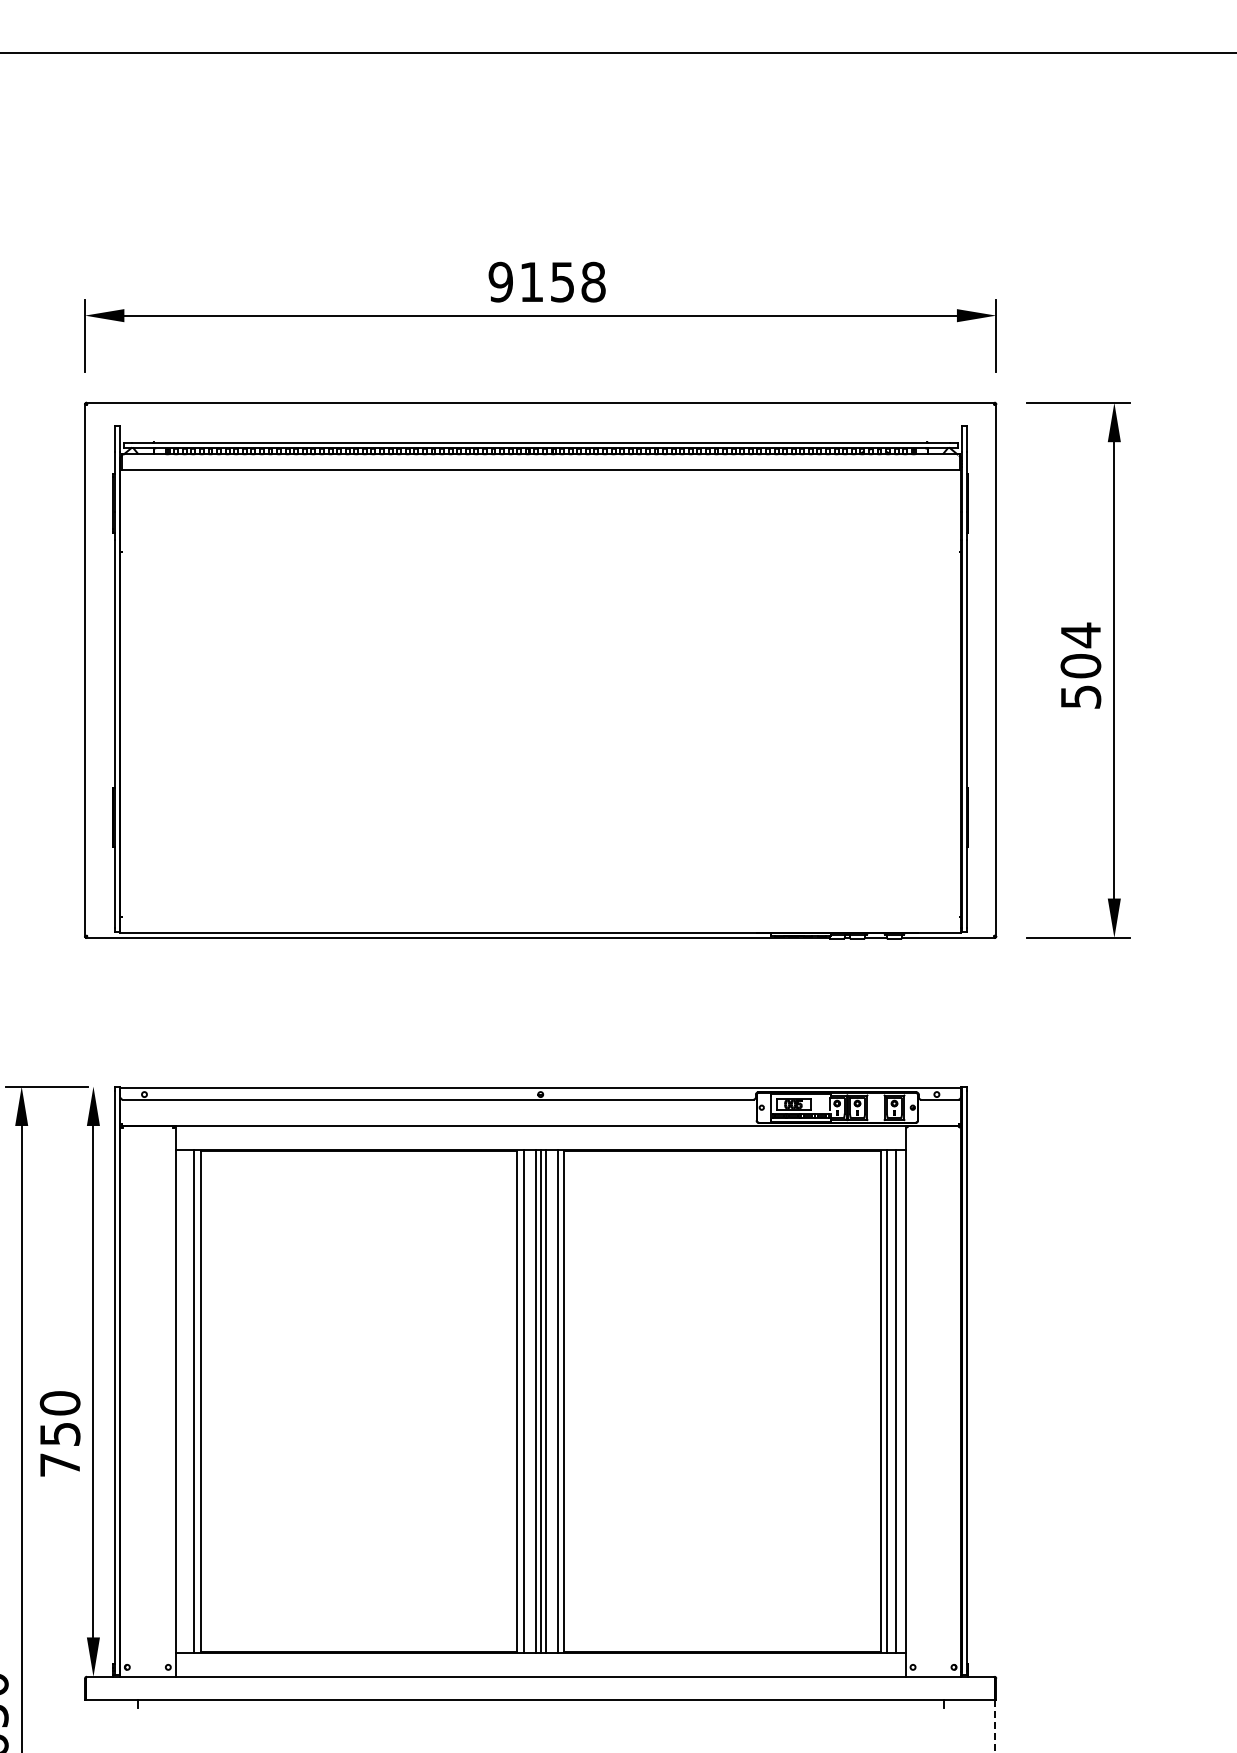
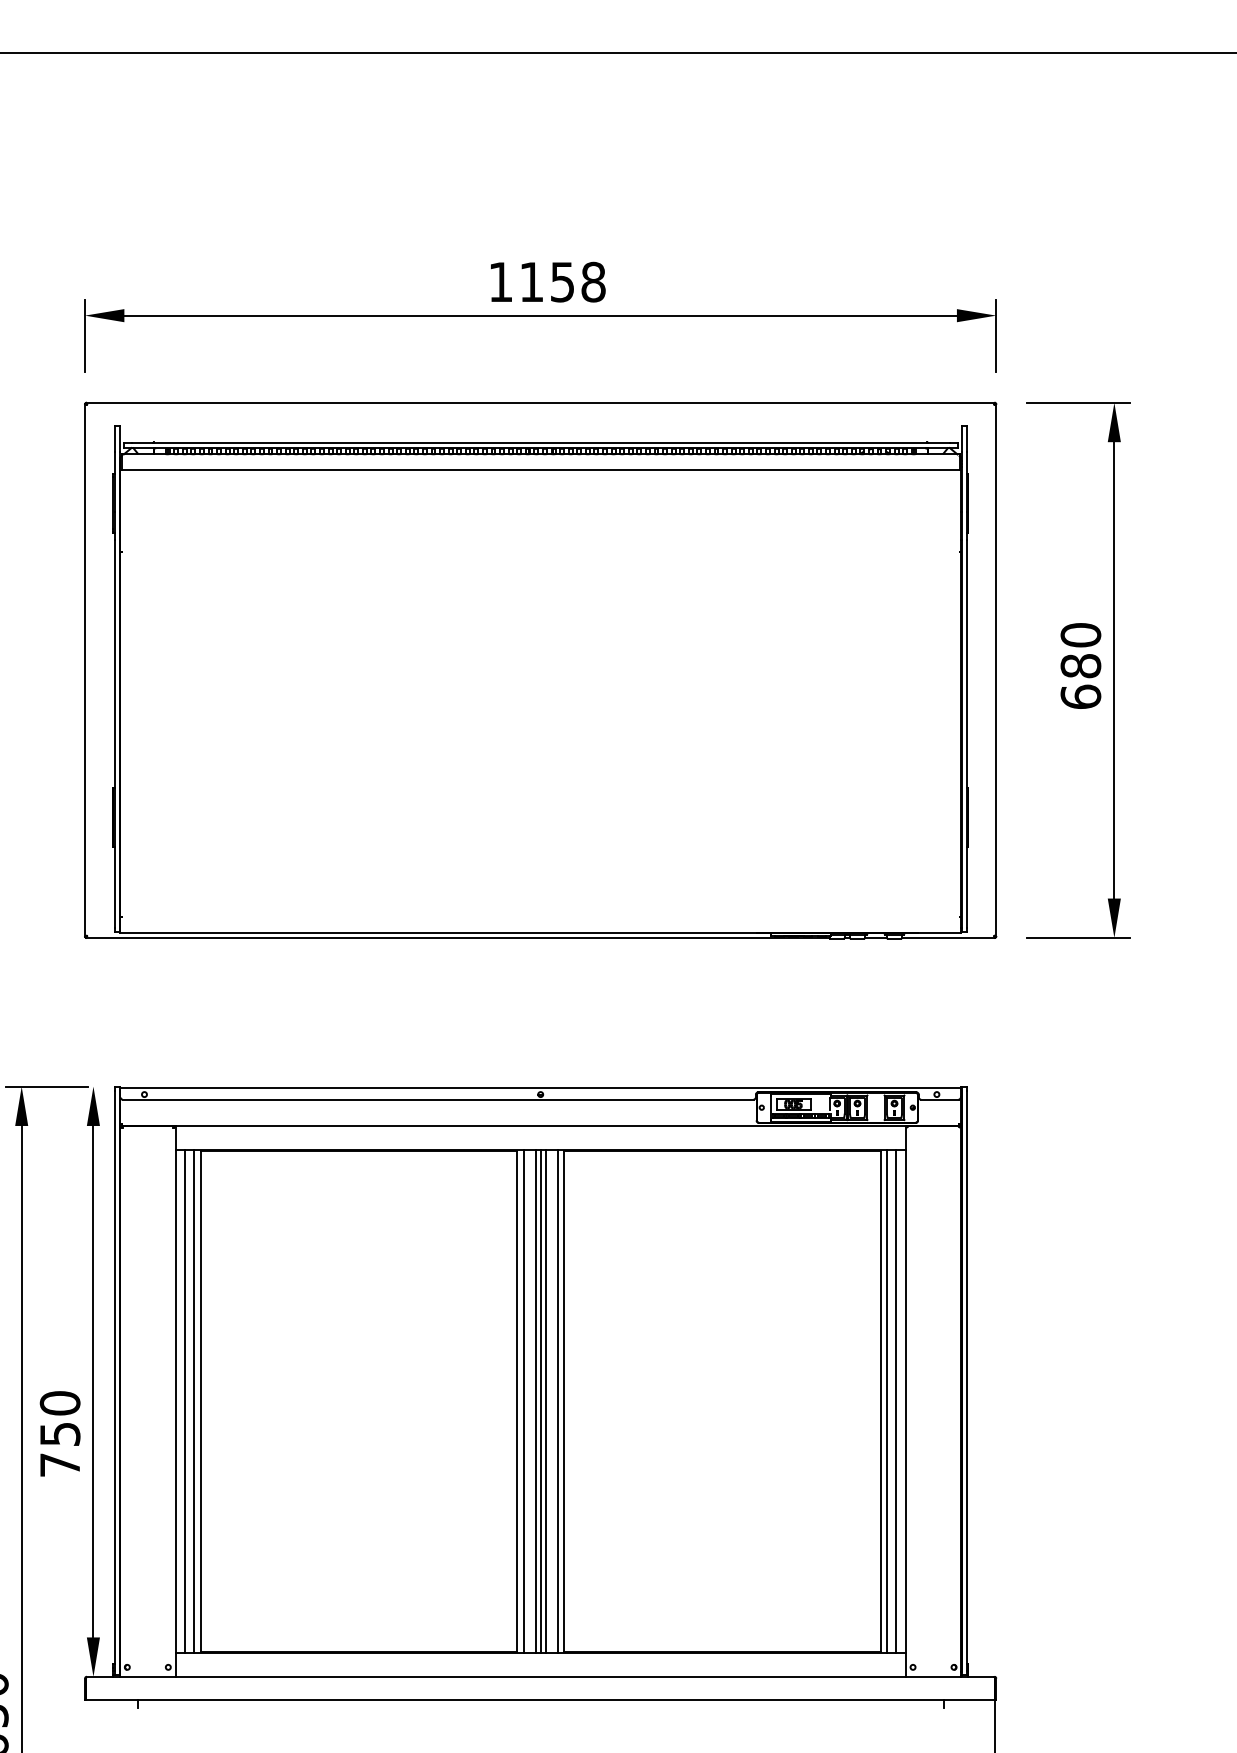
text: 9158 -> 1158 (500, 281)
text: 504 -> 680 (1080, 665)
line: none -> present (184, 1401)
line: dashed -> solid (994, 1726)
